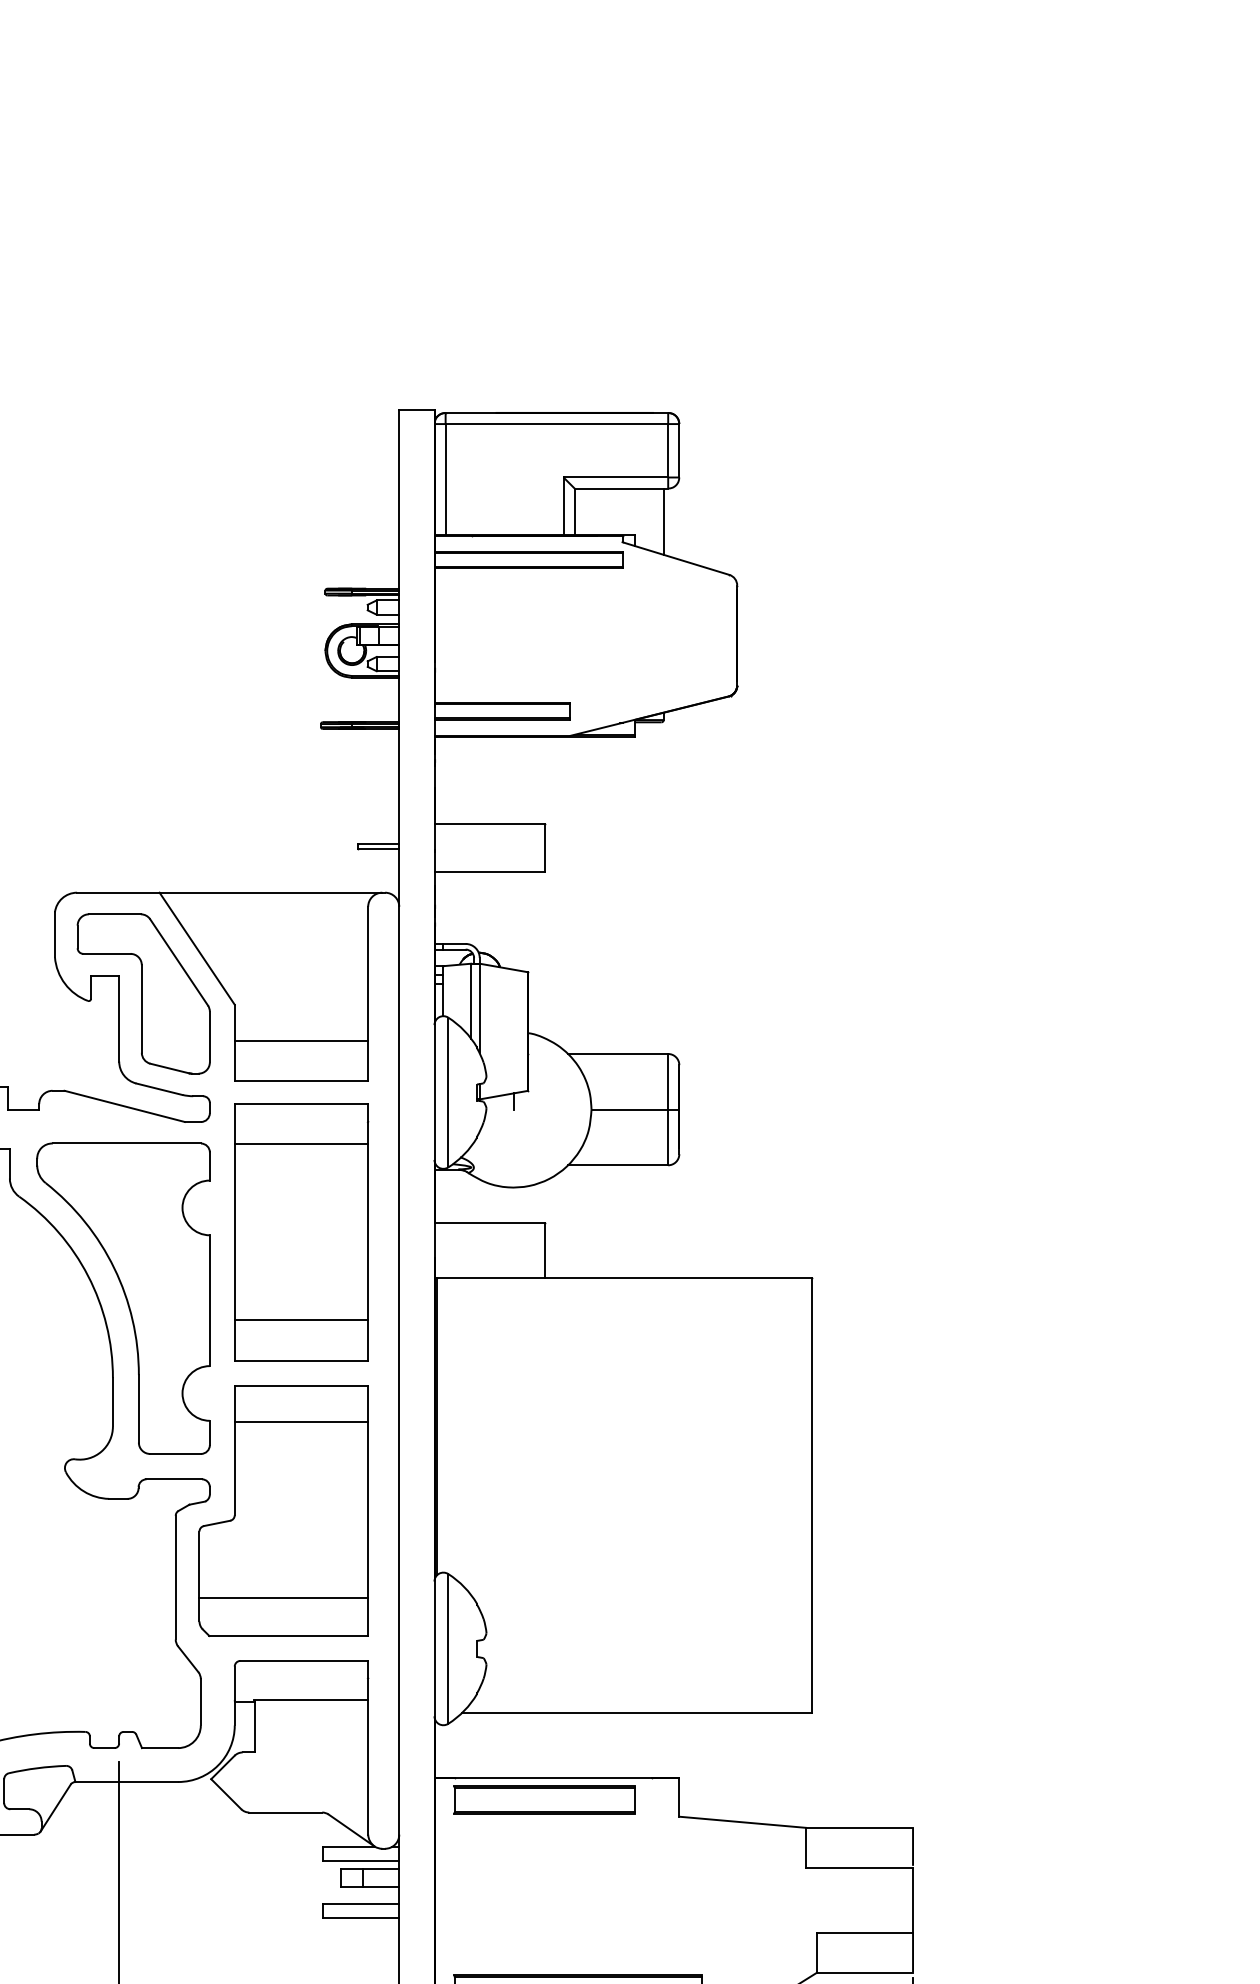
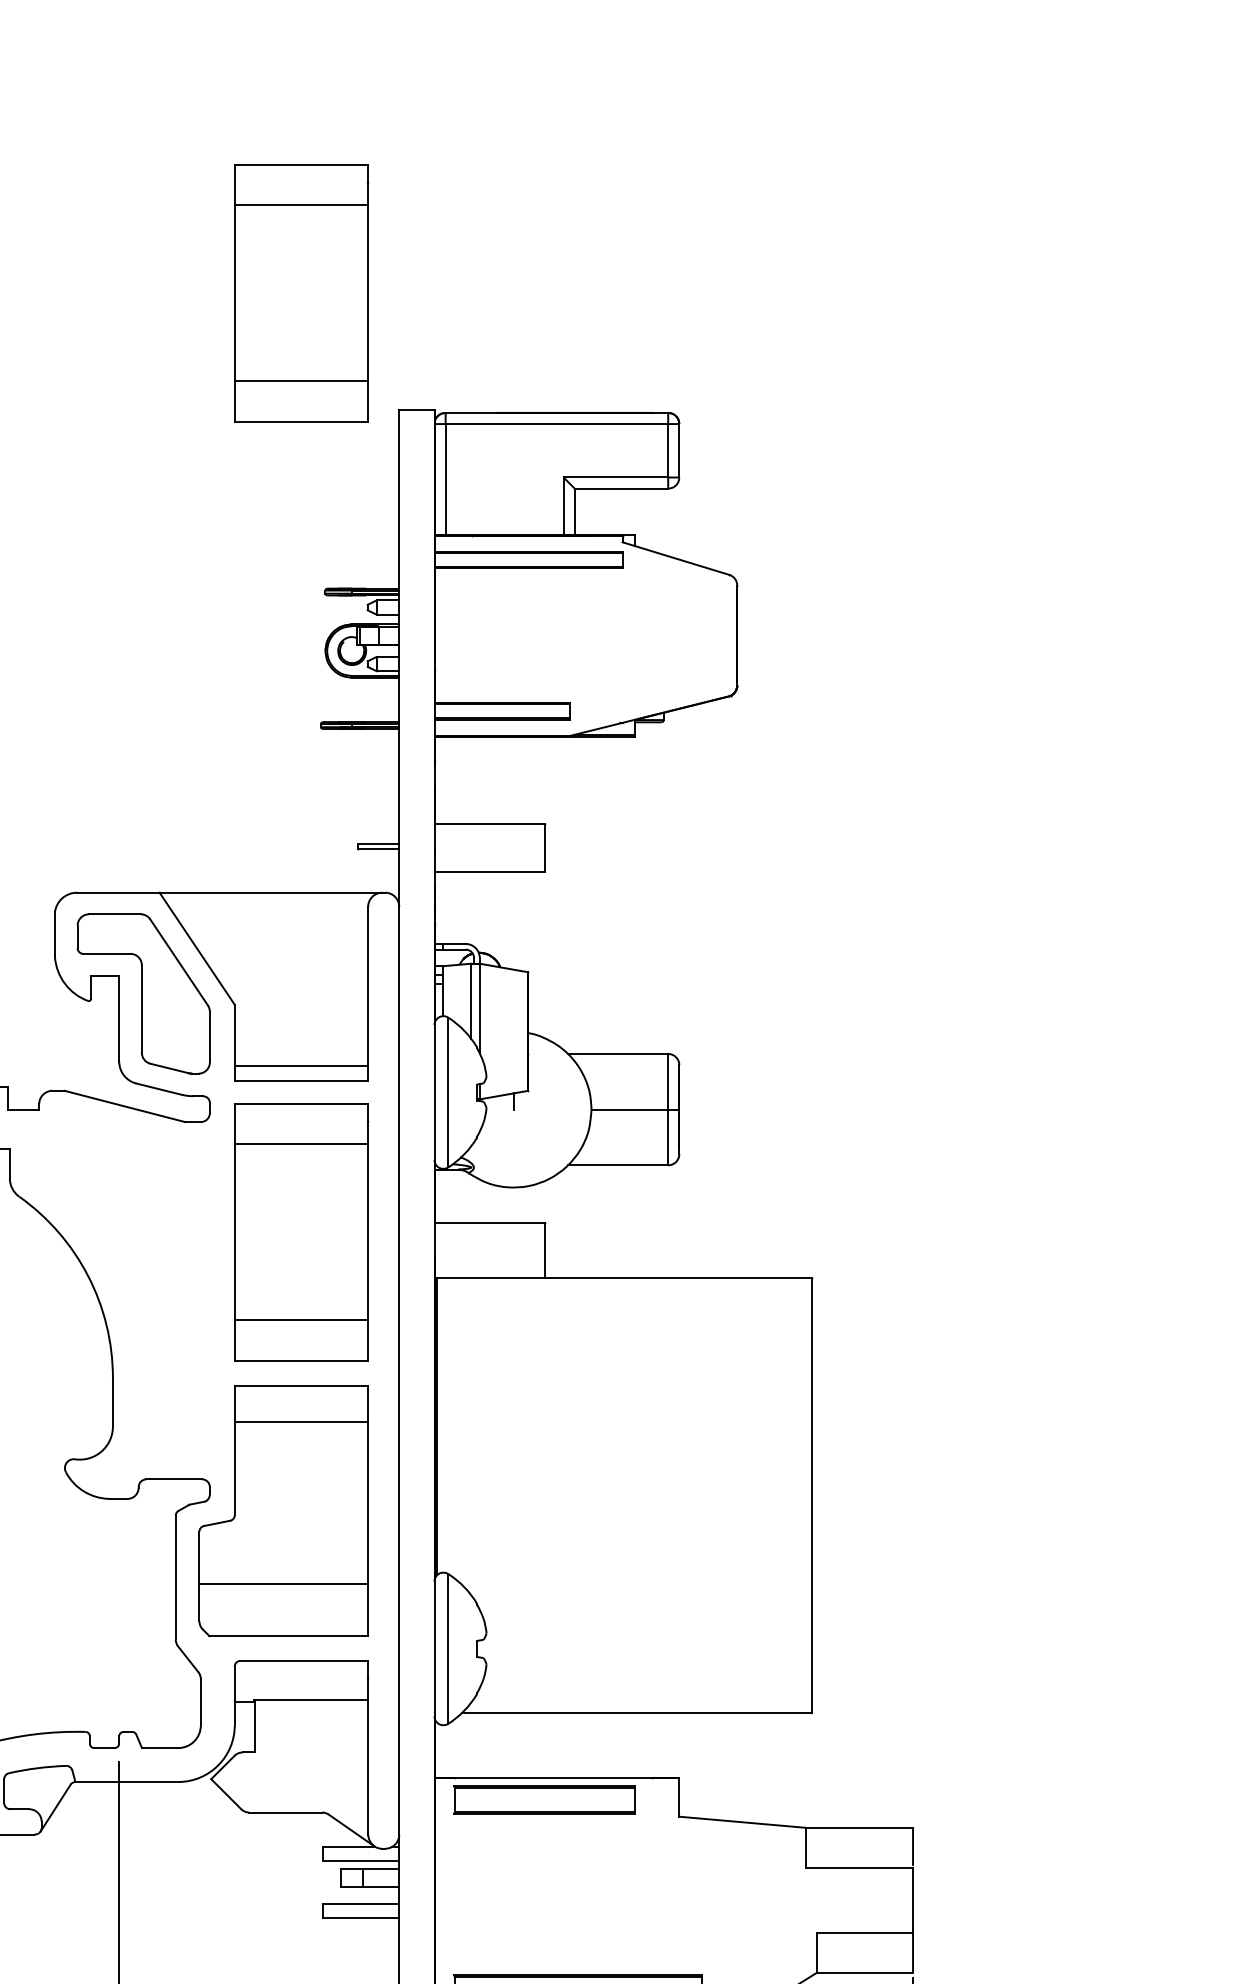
part: none -> present (301, 293)
line: present -> none (663, 521)
line position: (301, 1041) -> (301, 1066) (301, 1066)
part: present -> none (123, 1298)
line position: (283, 1597) -> (283, 1583) (283, 1583)
